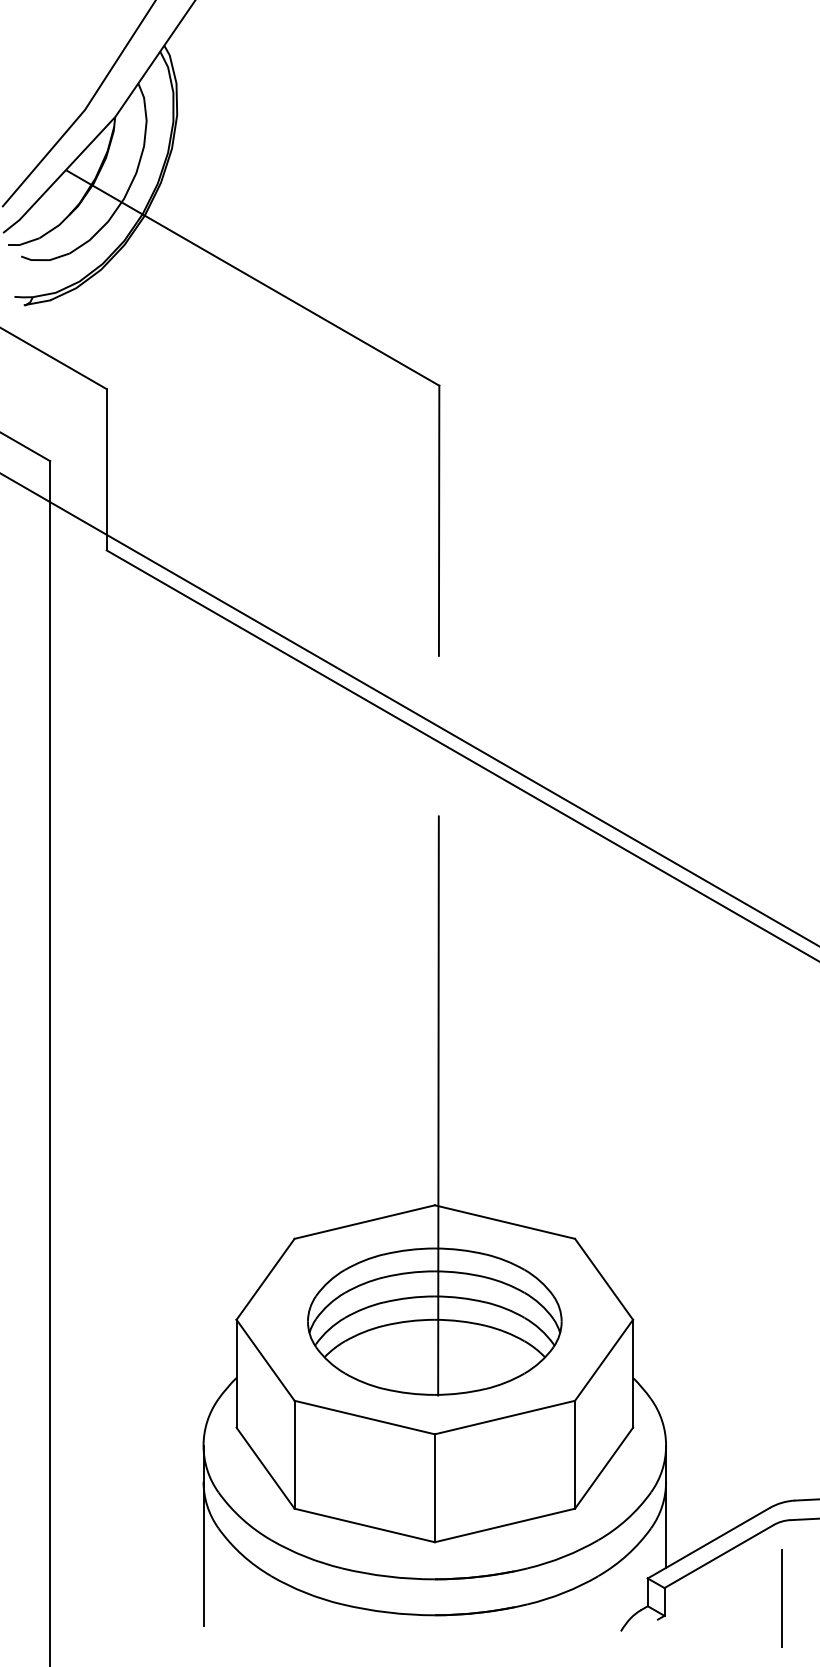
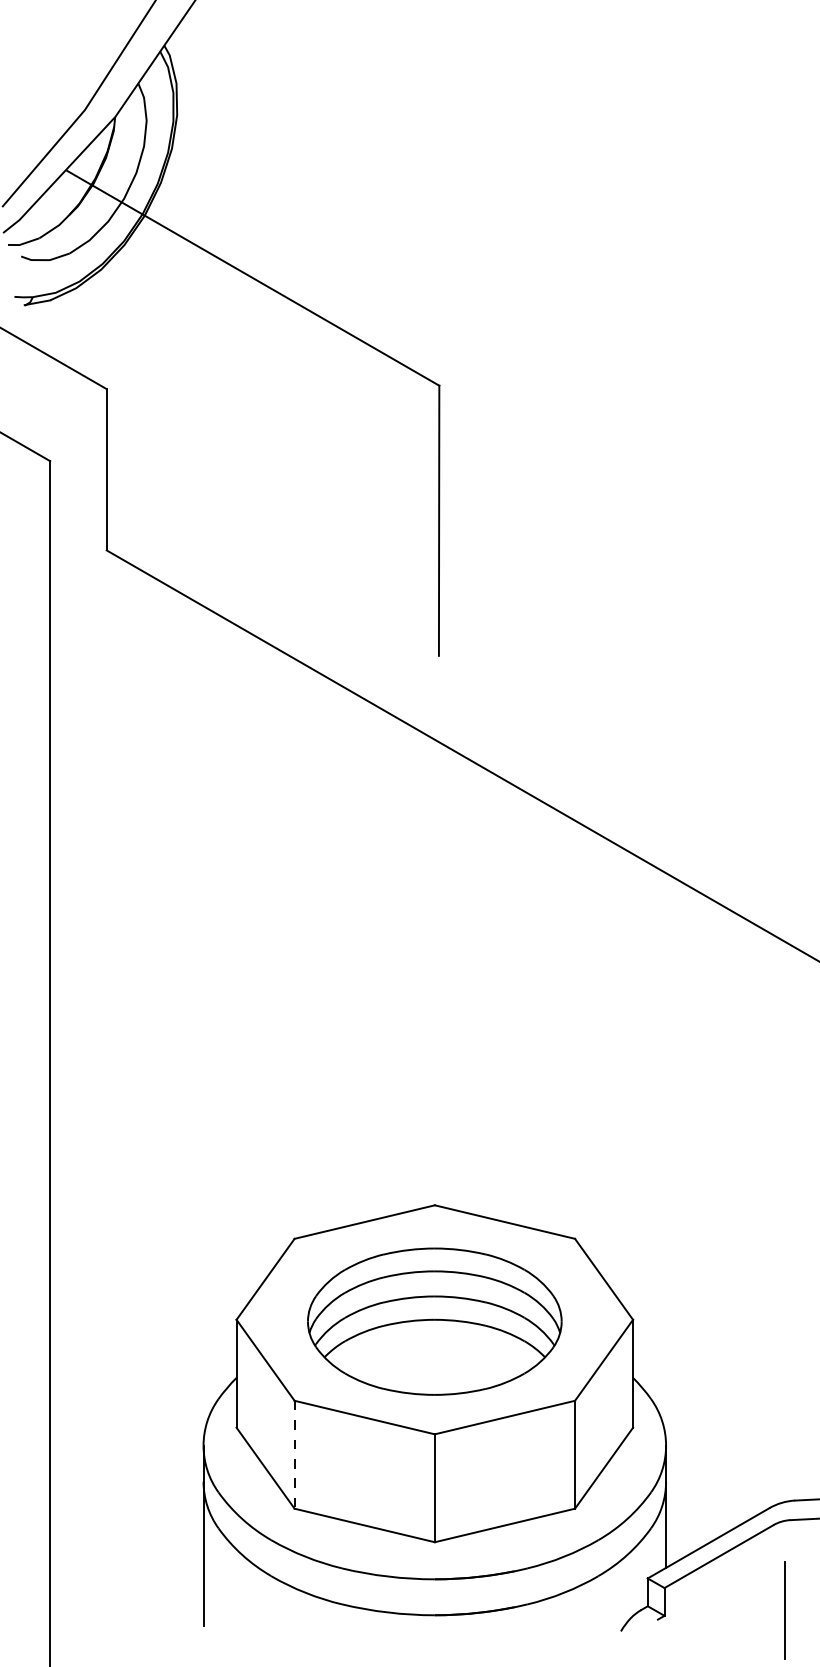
line: present -> none (409, 709)
line: present -> none (438, 1105)
line: solid -> dashed (294, 1454)
line position: (781, 1598) -> (784, 1610) (784, 1610)
